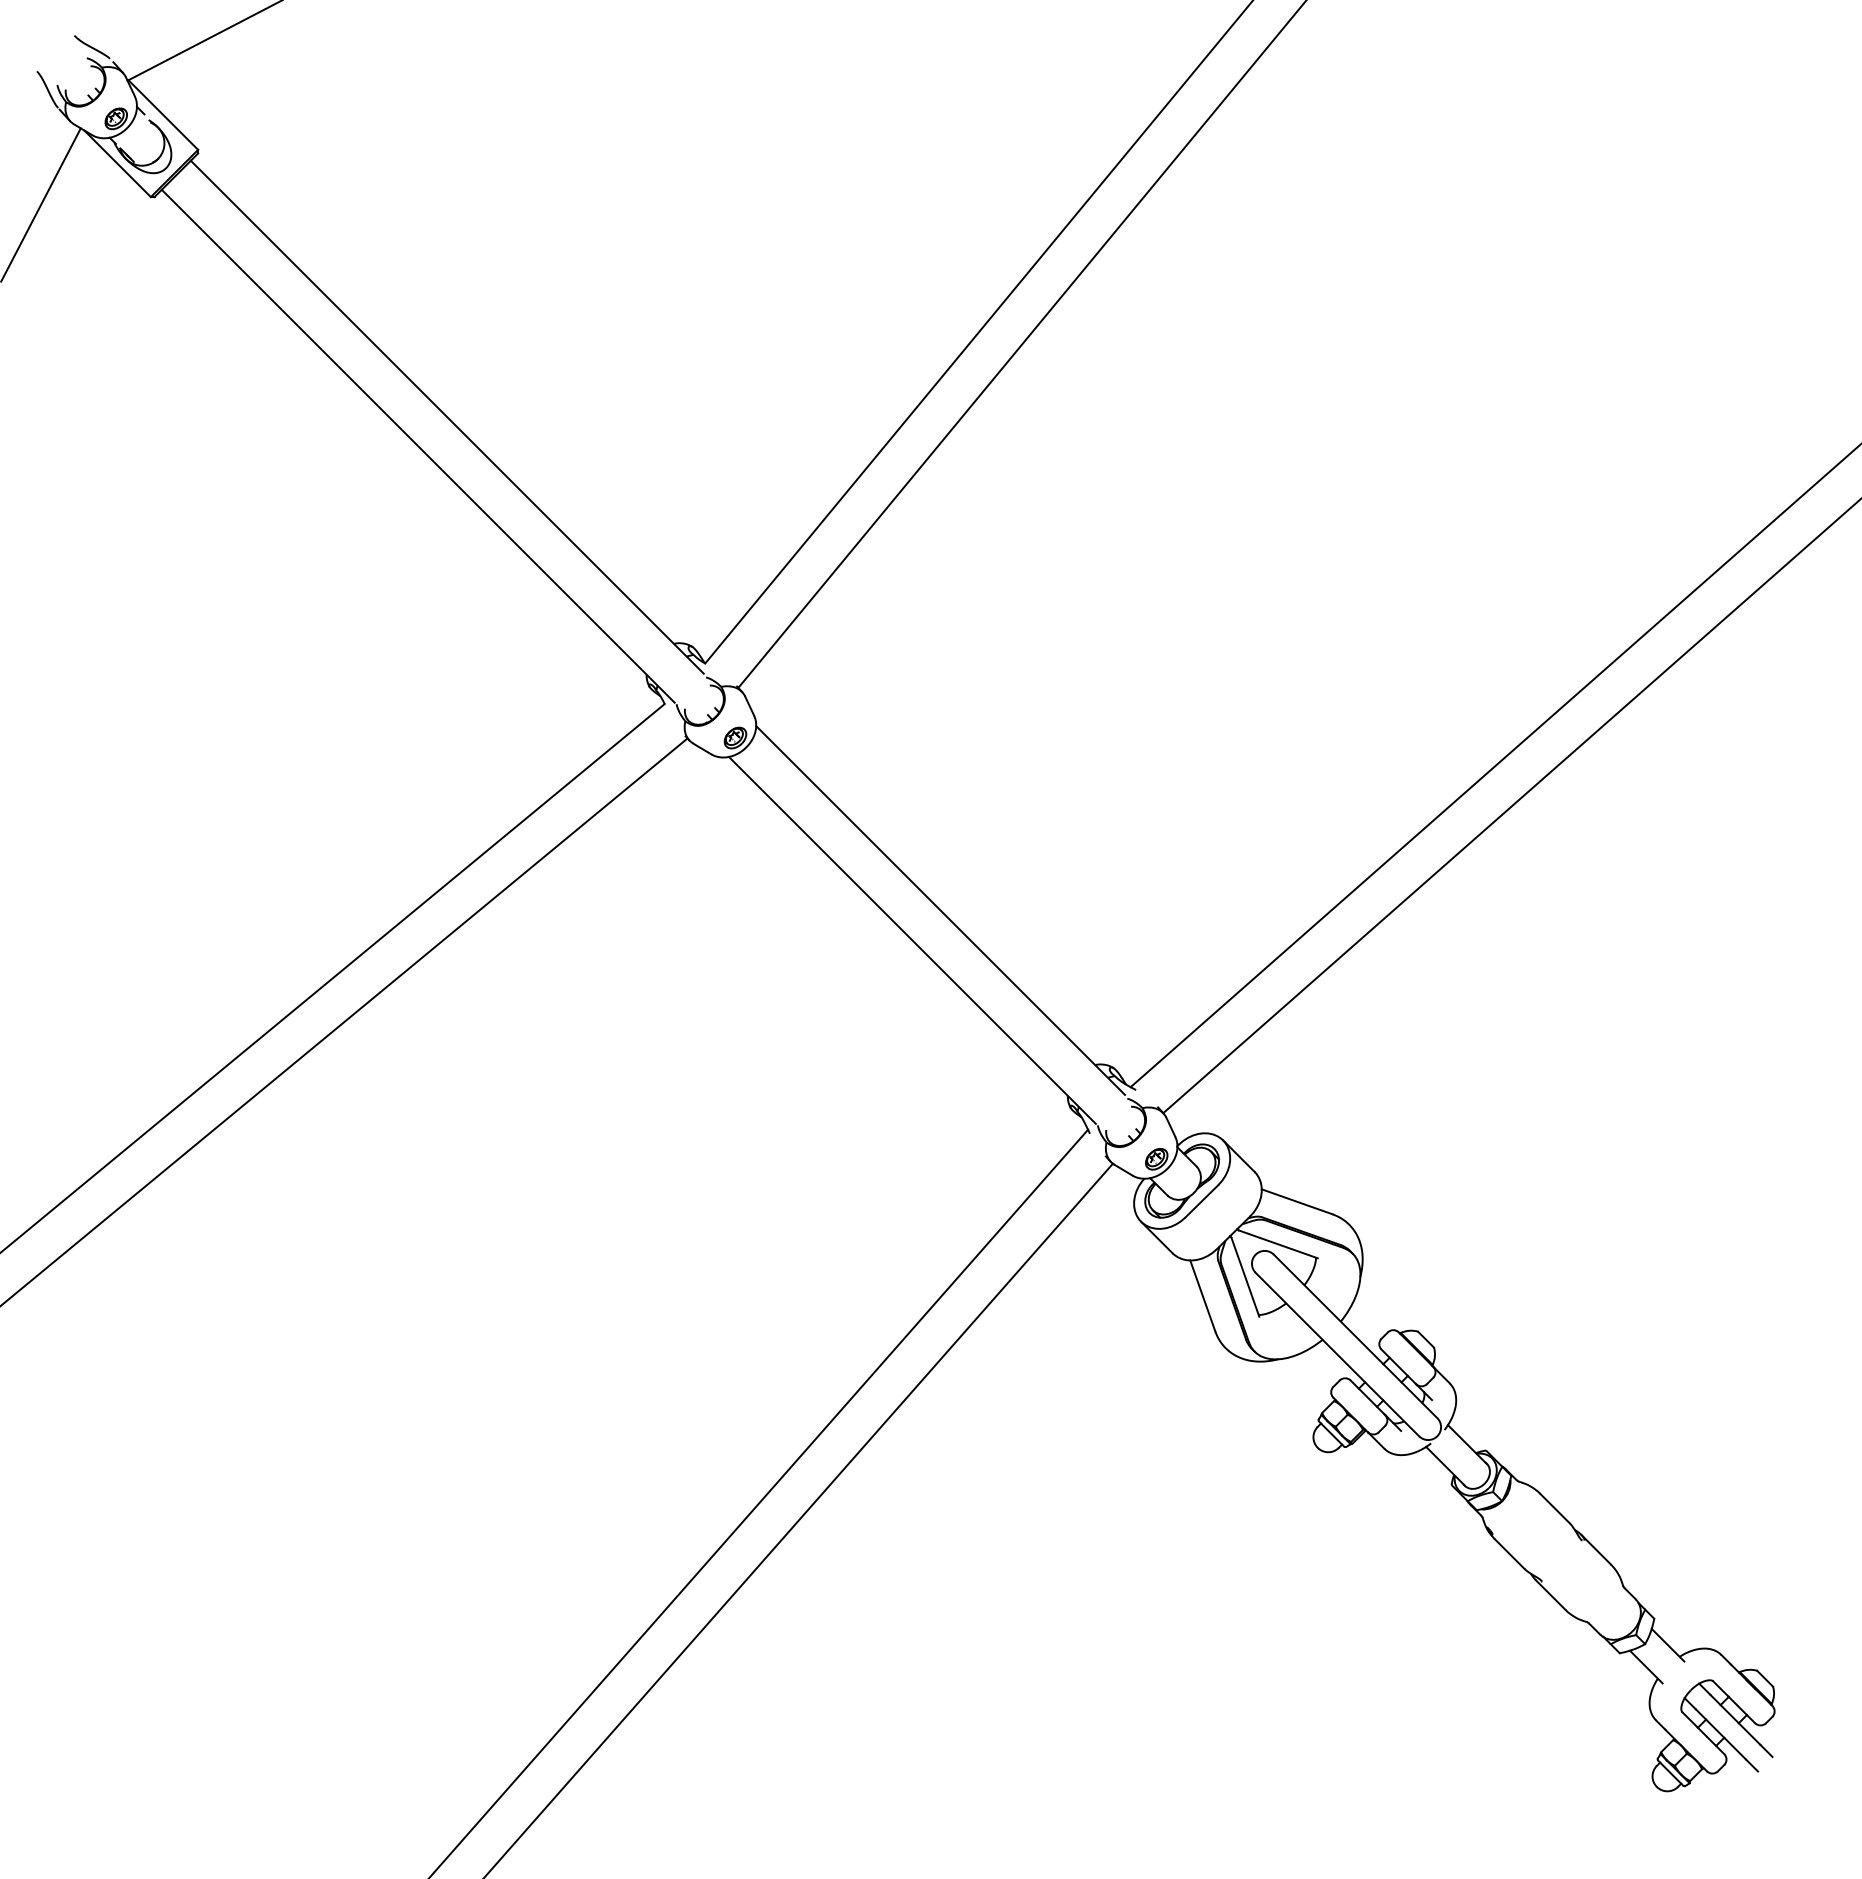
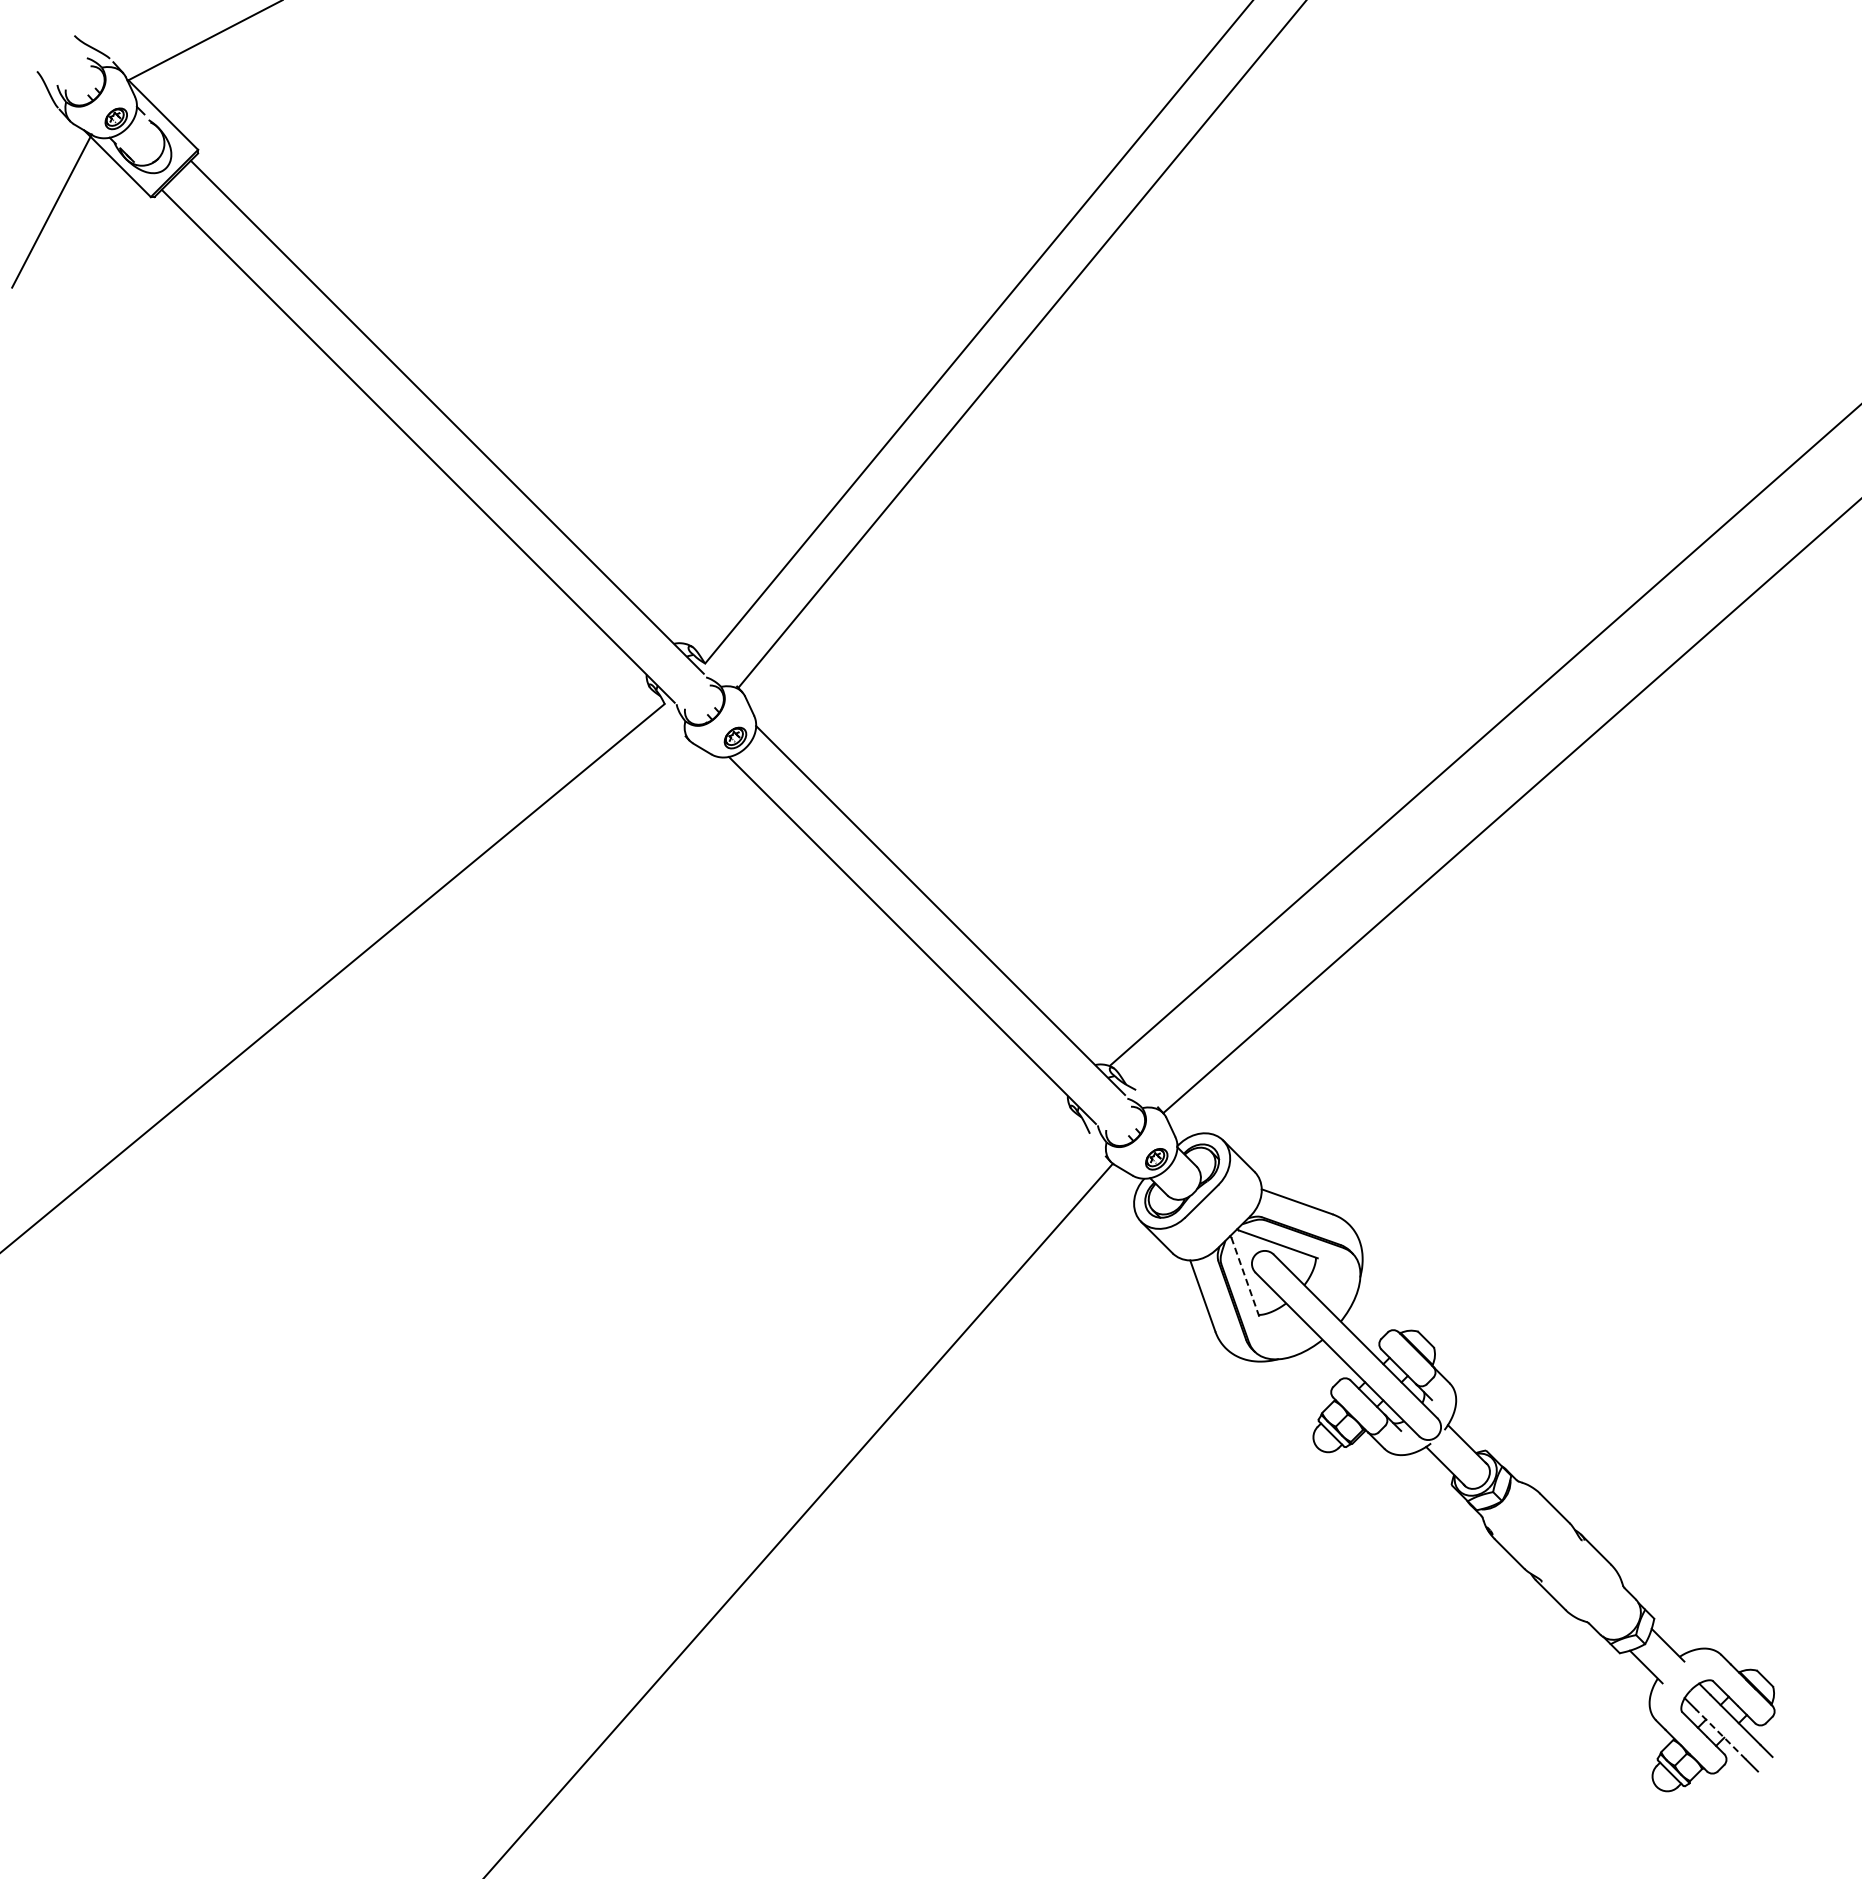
line position: (41, 203) -> (51, 210) (51, 210)
line position: (1494, 766) -> (1484, 735) (1484, 735)
line: present -> none (344, 1021)
line: solid -> dashed (1245, 1277)
line: present -> none (759, 1502)
line: solid -> dashed (1720, 1734)
